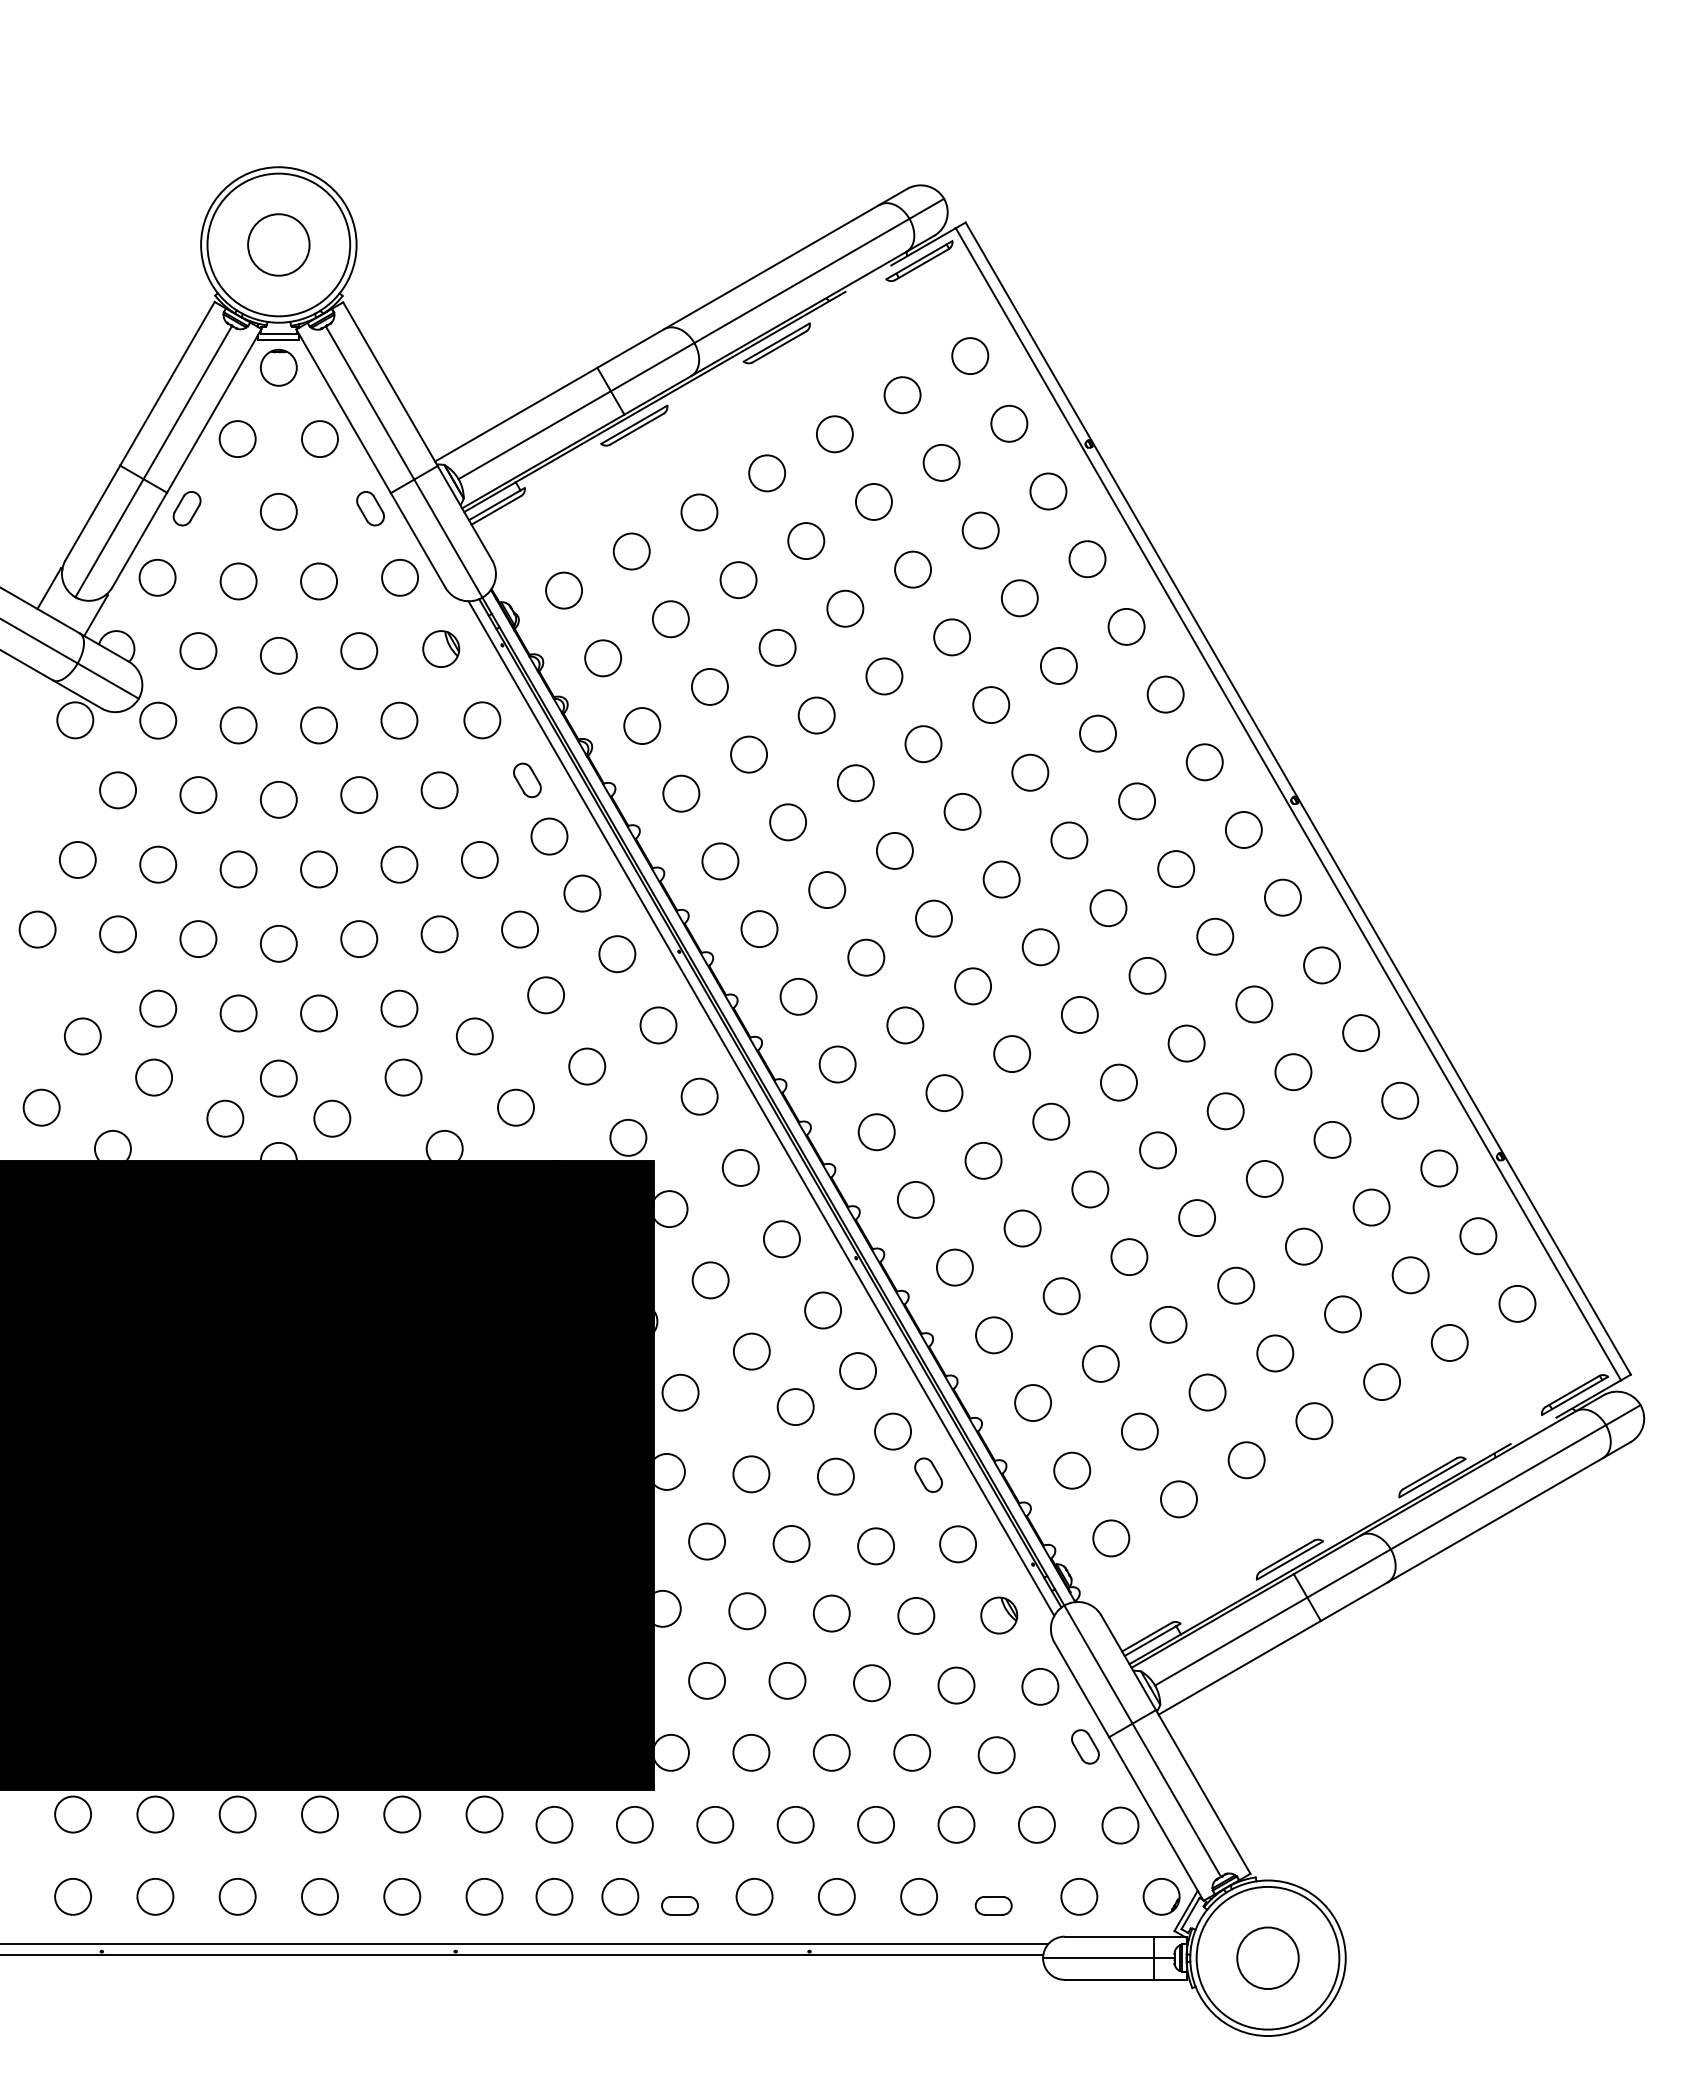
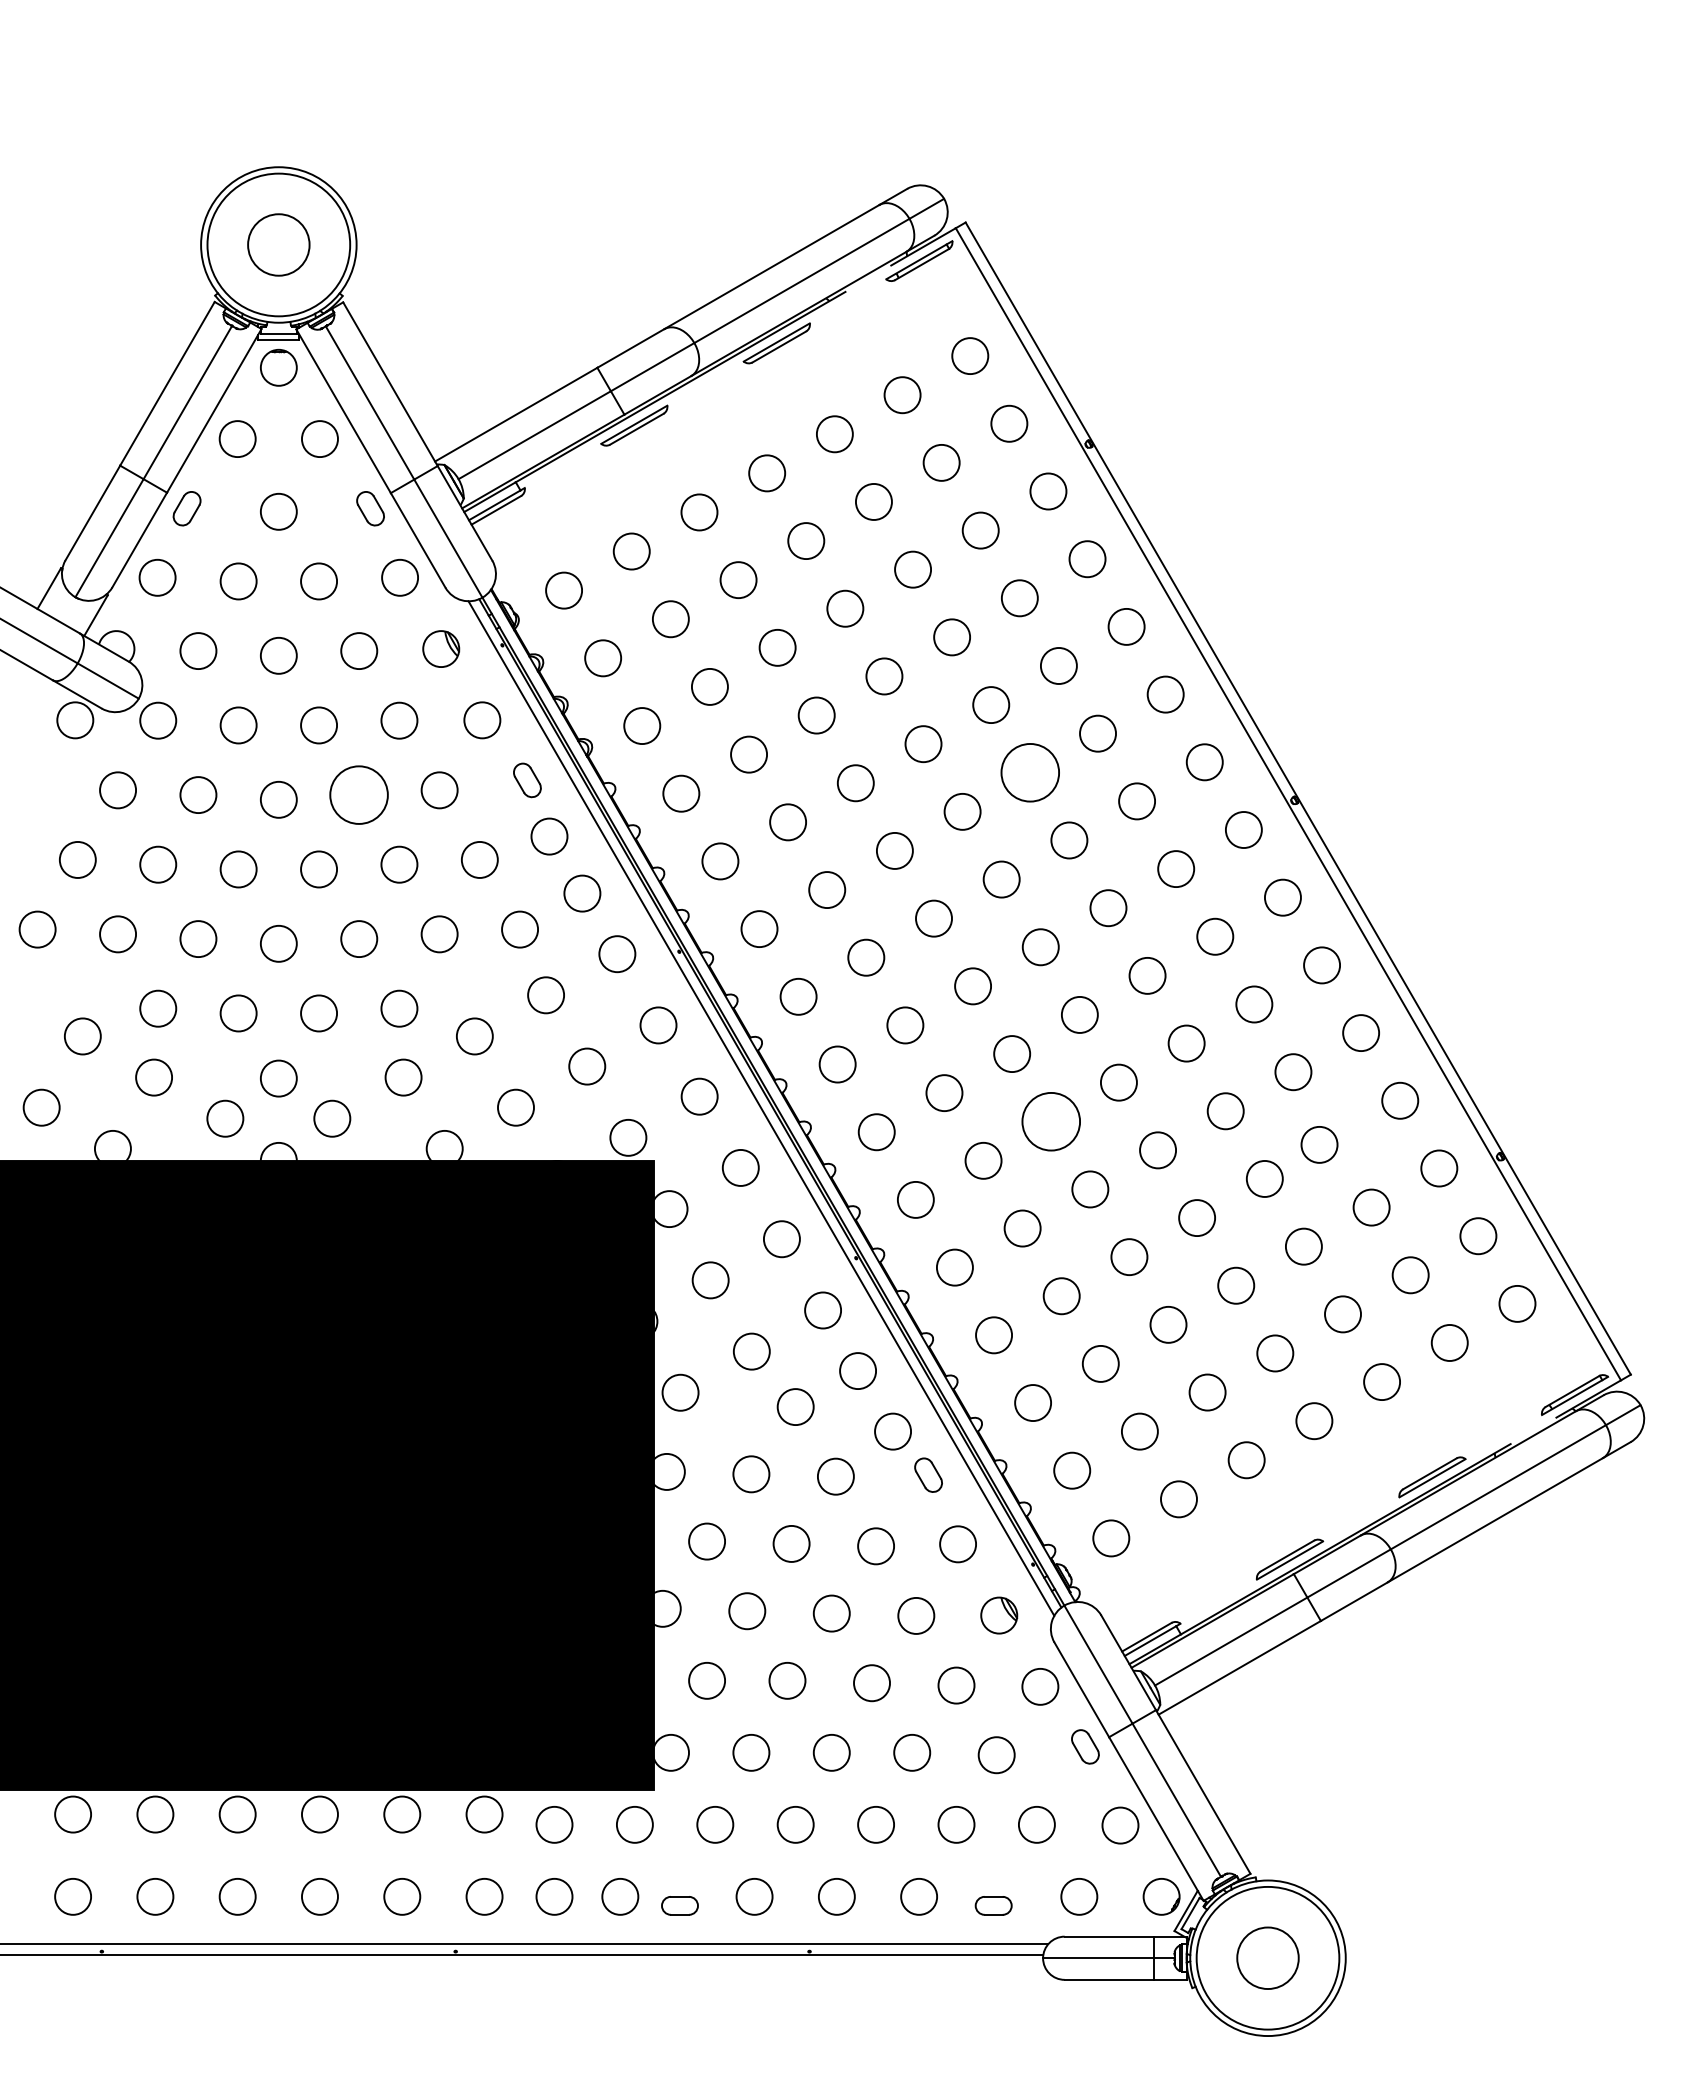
circle diameter: 36 px -> 58 px (1030, 772)
circle size: 39x38 px -> 60x60 px (358, 794)
circle diameter: 36 px -> 58 px (1051, 1121)
circle position: (1332, 1139) -> (1319, 1144) (1319, 1144)
